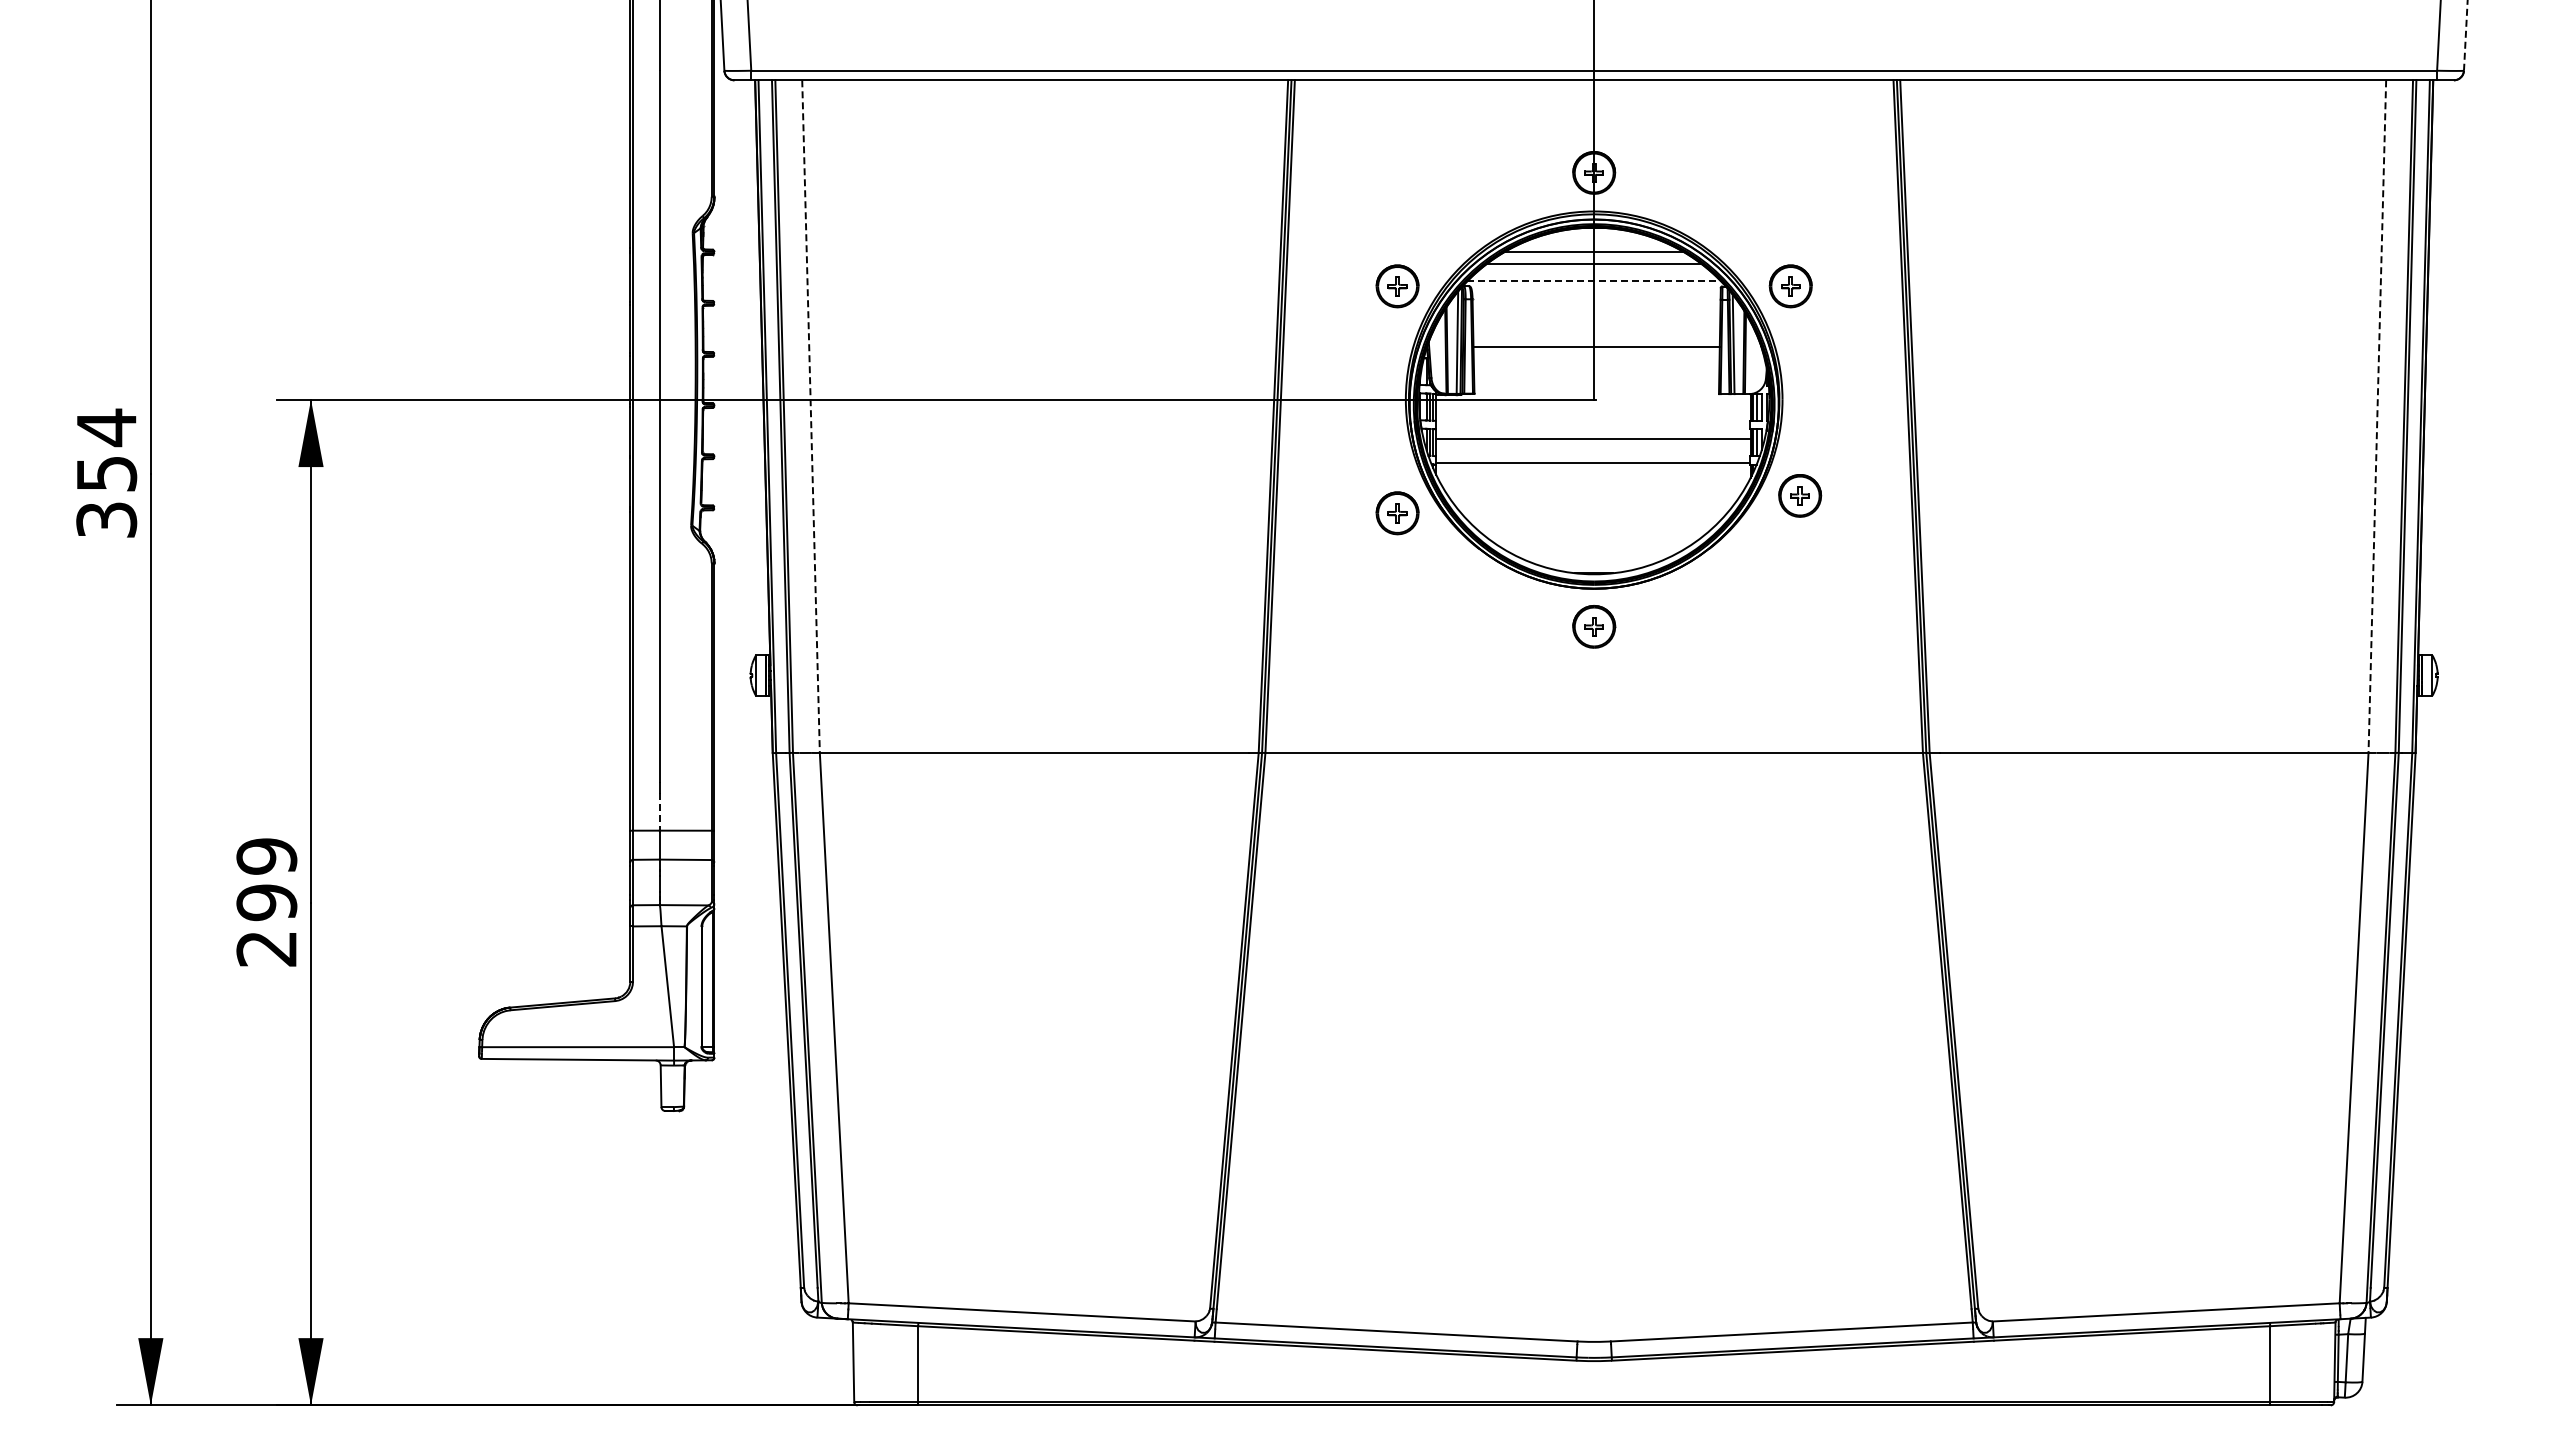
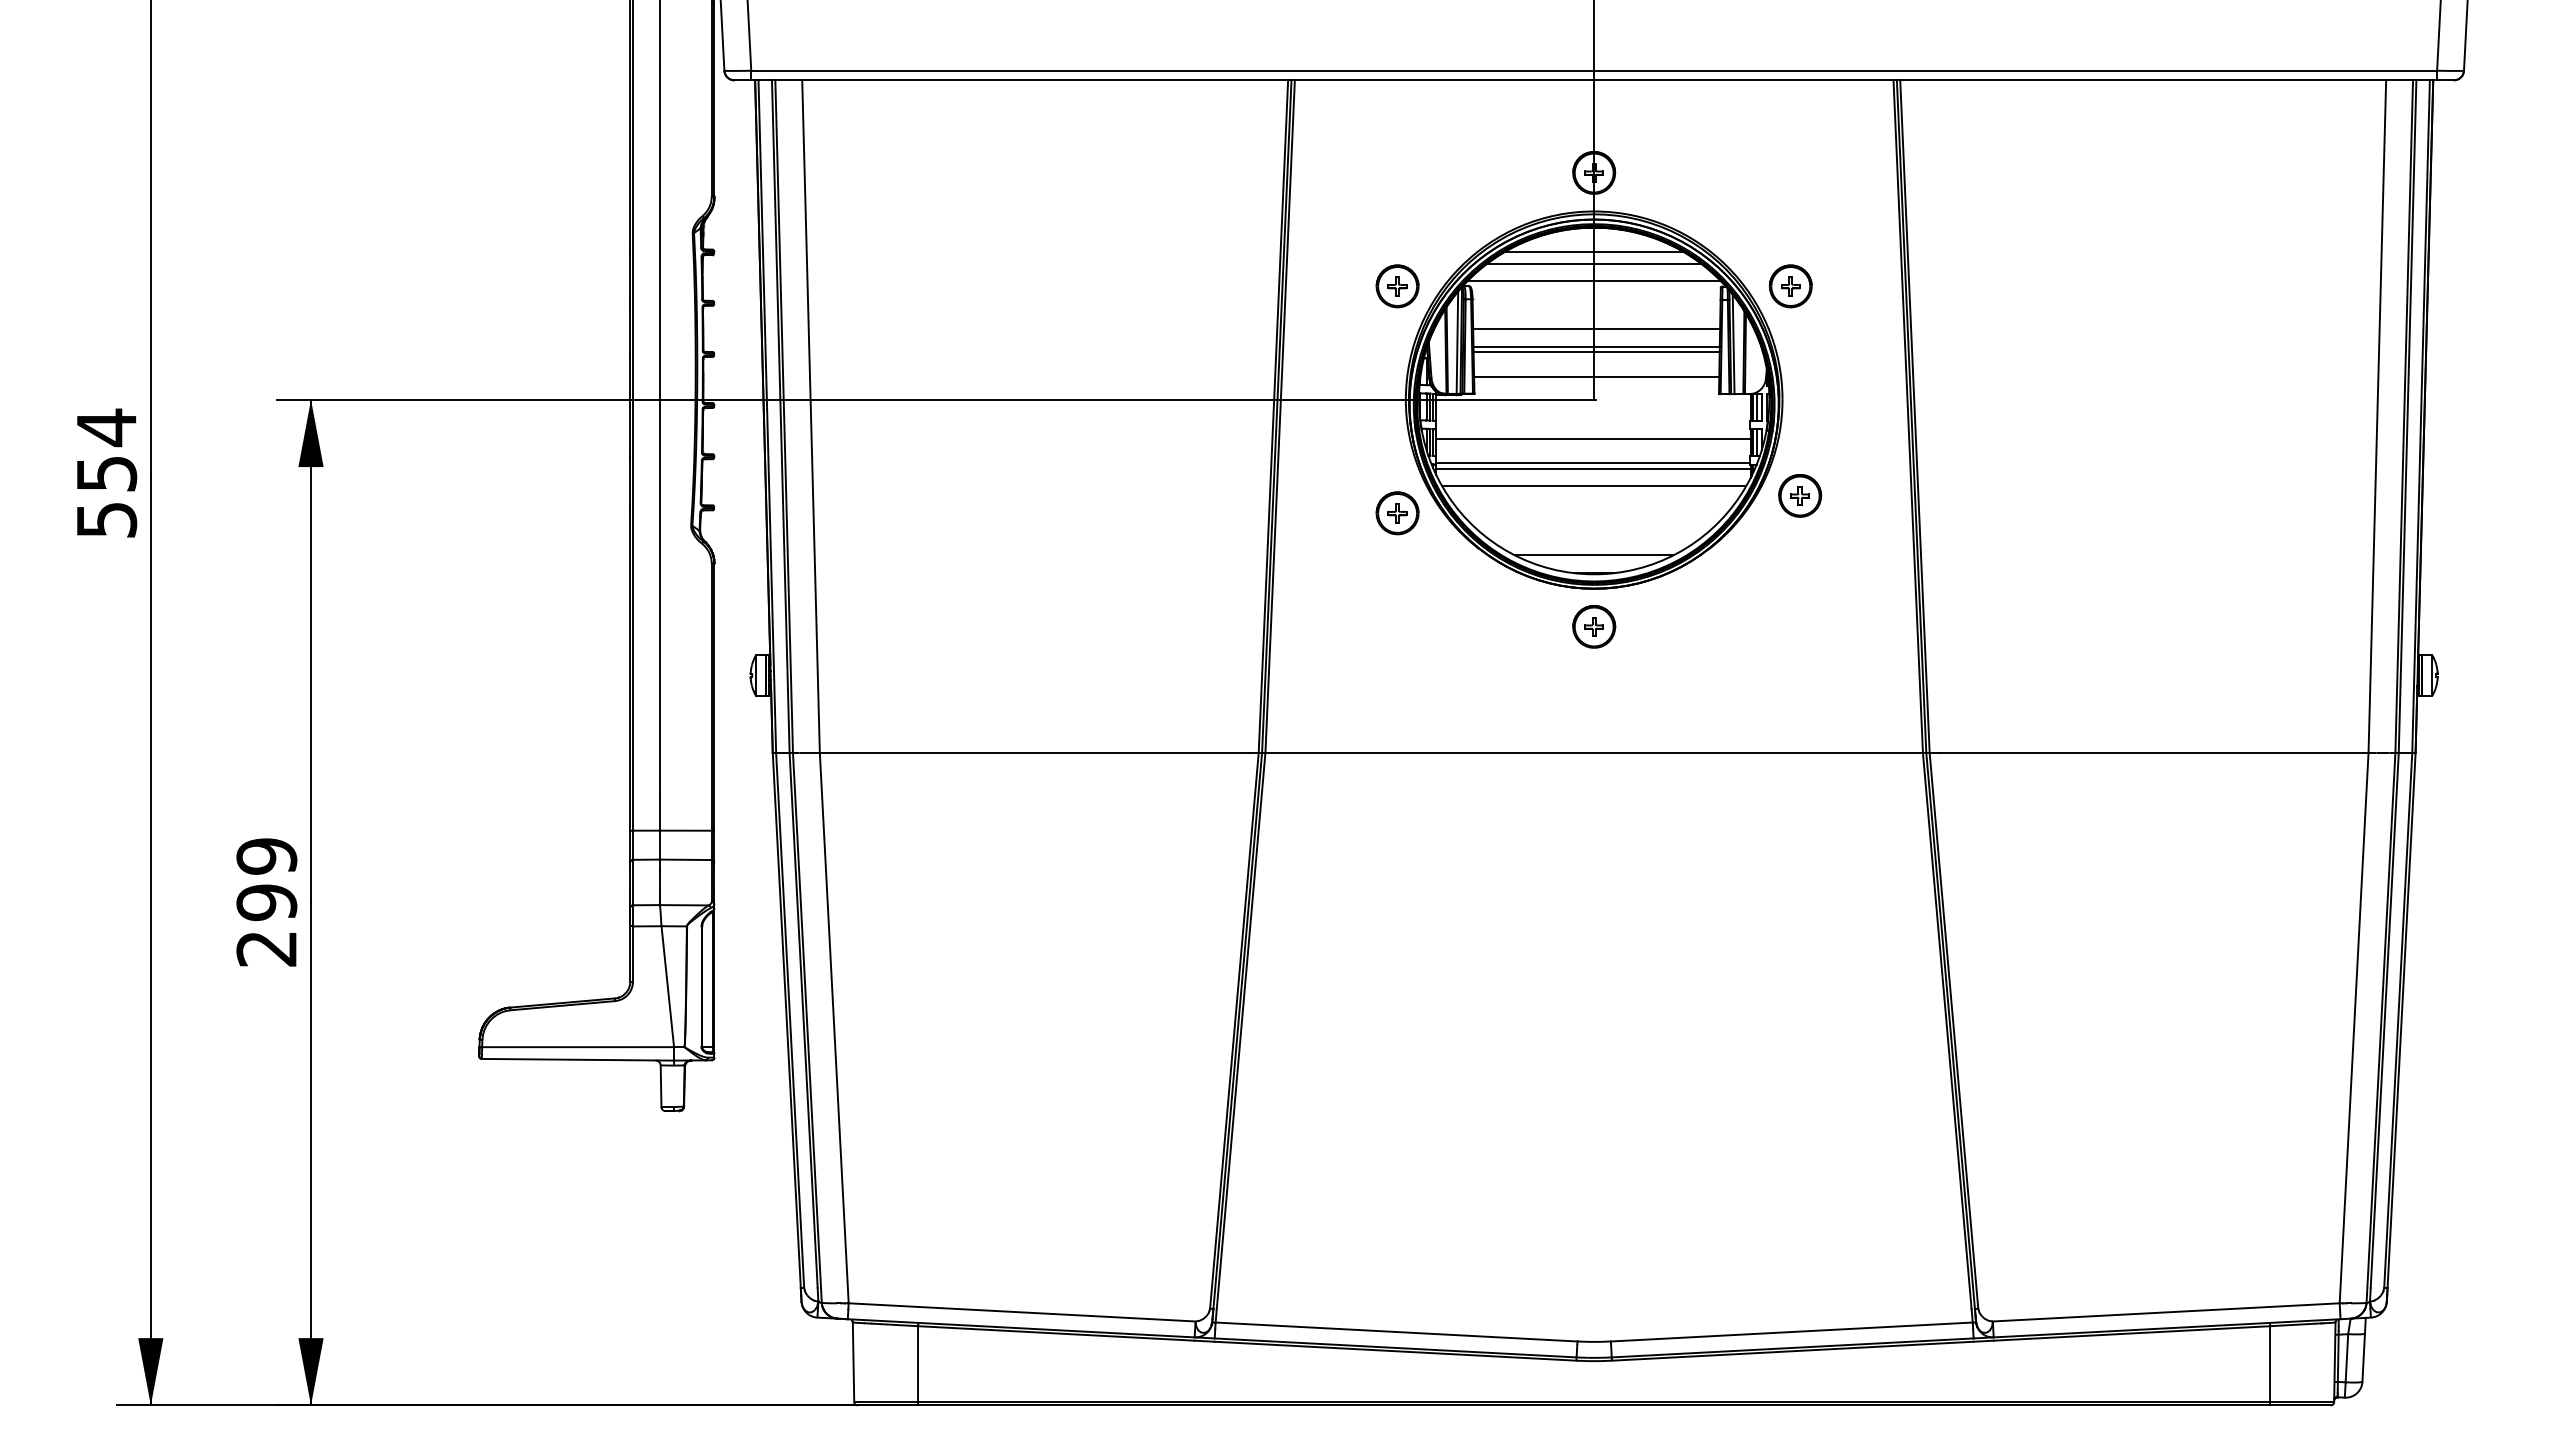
line: dashed -> solid (2465, 35)
line: dashed -> solid (1594, 281)
line: none -> present (1596, 329)
line: none -> present (1596, 352)
line: none -> present (1596, 376)
line: dashed -> solid (811, 417)
line: dashed -> solid (2377, 417)
line: none -> present (1593, 468)
line: none -> present (1594, 486)
text: 354 -> 554 (106, 519)
line: none -> present (1593, 555)
line: dashed -> solid (659, 811)
